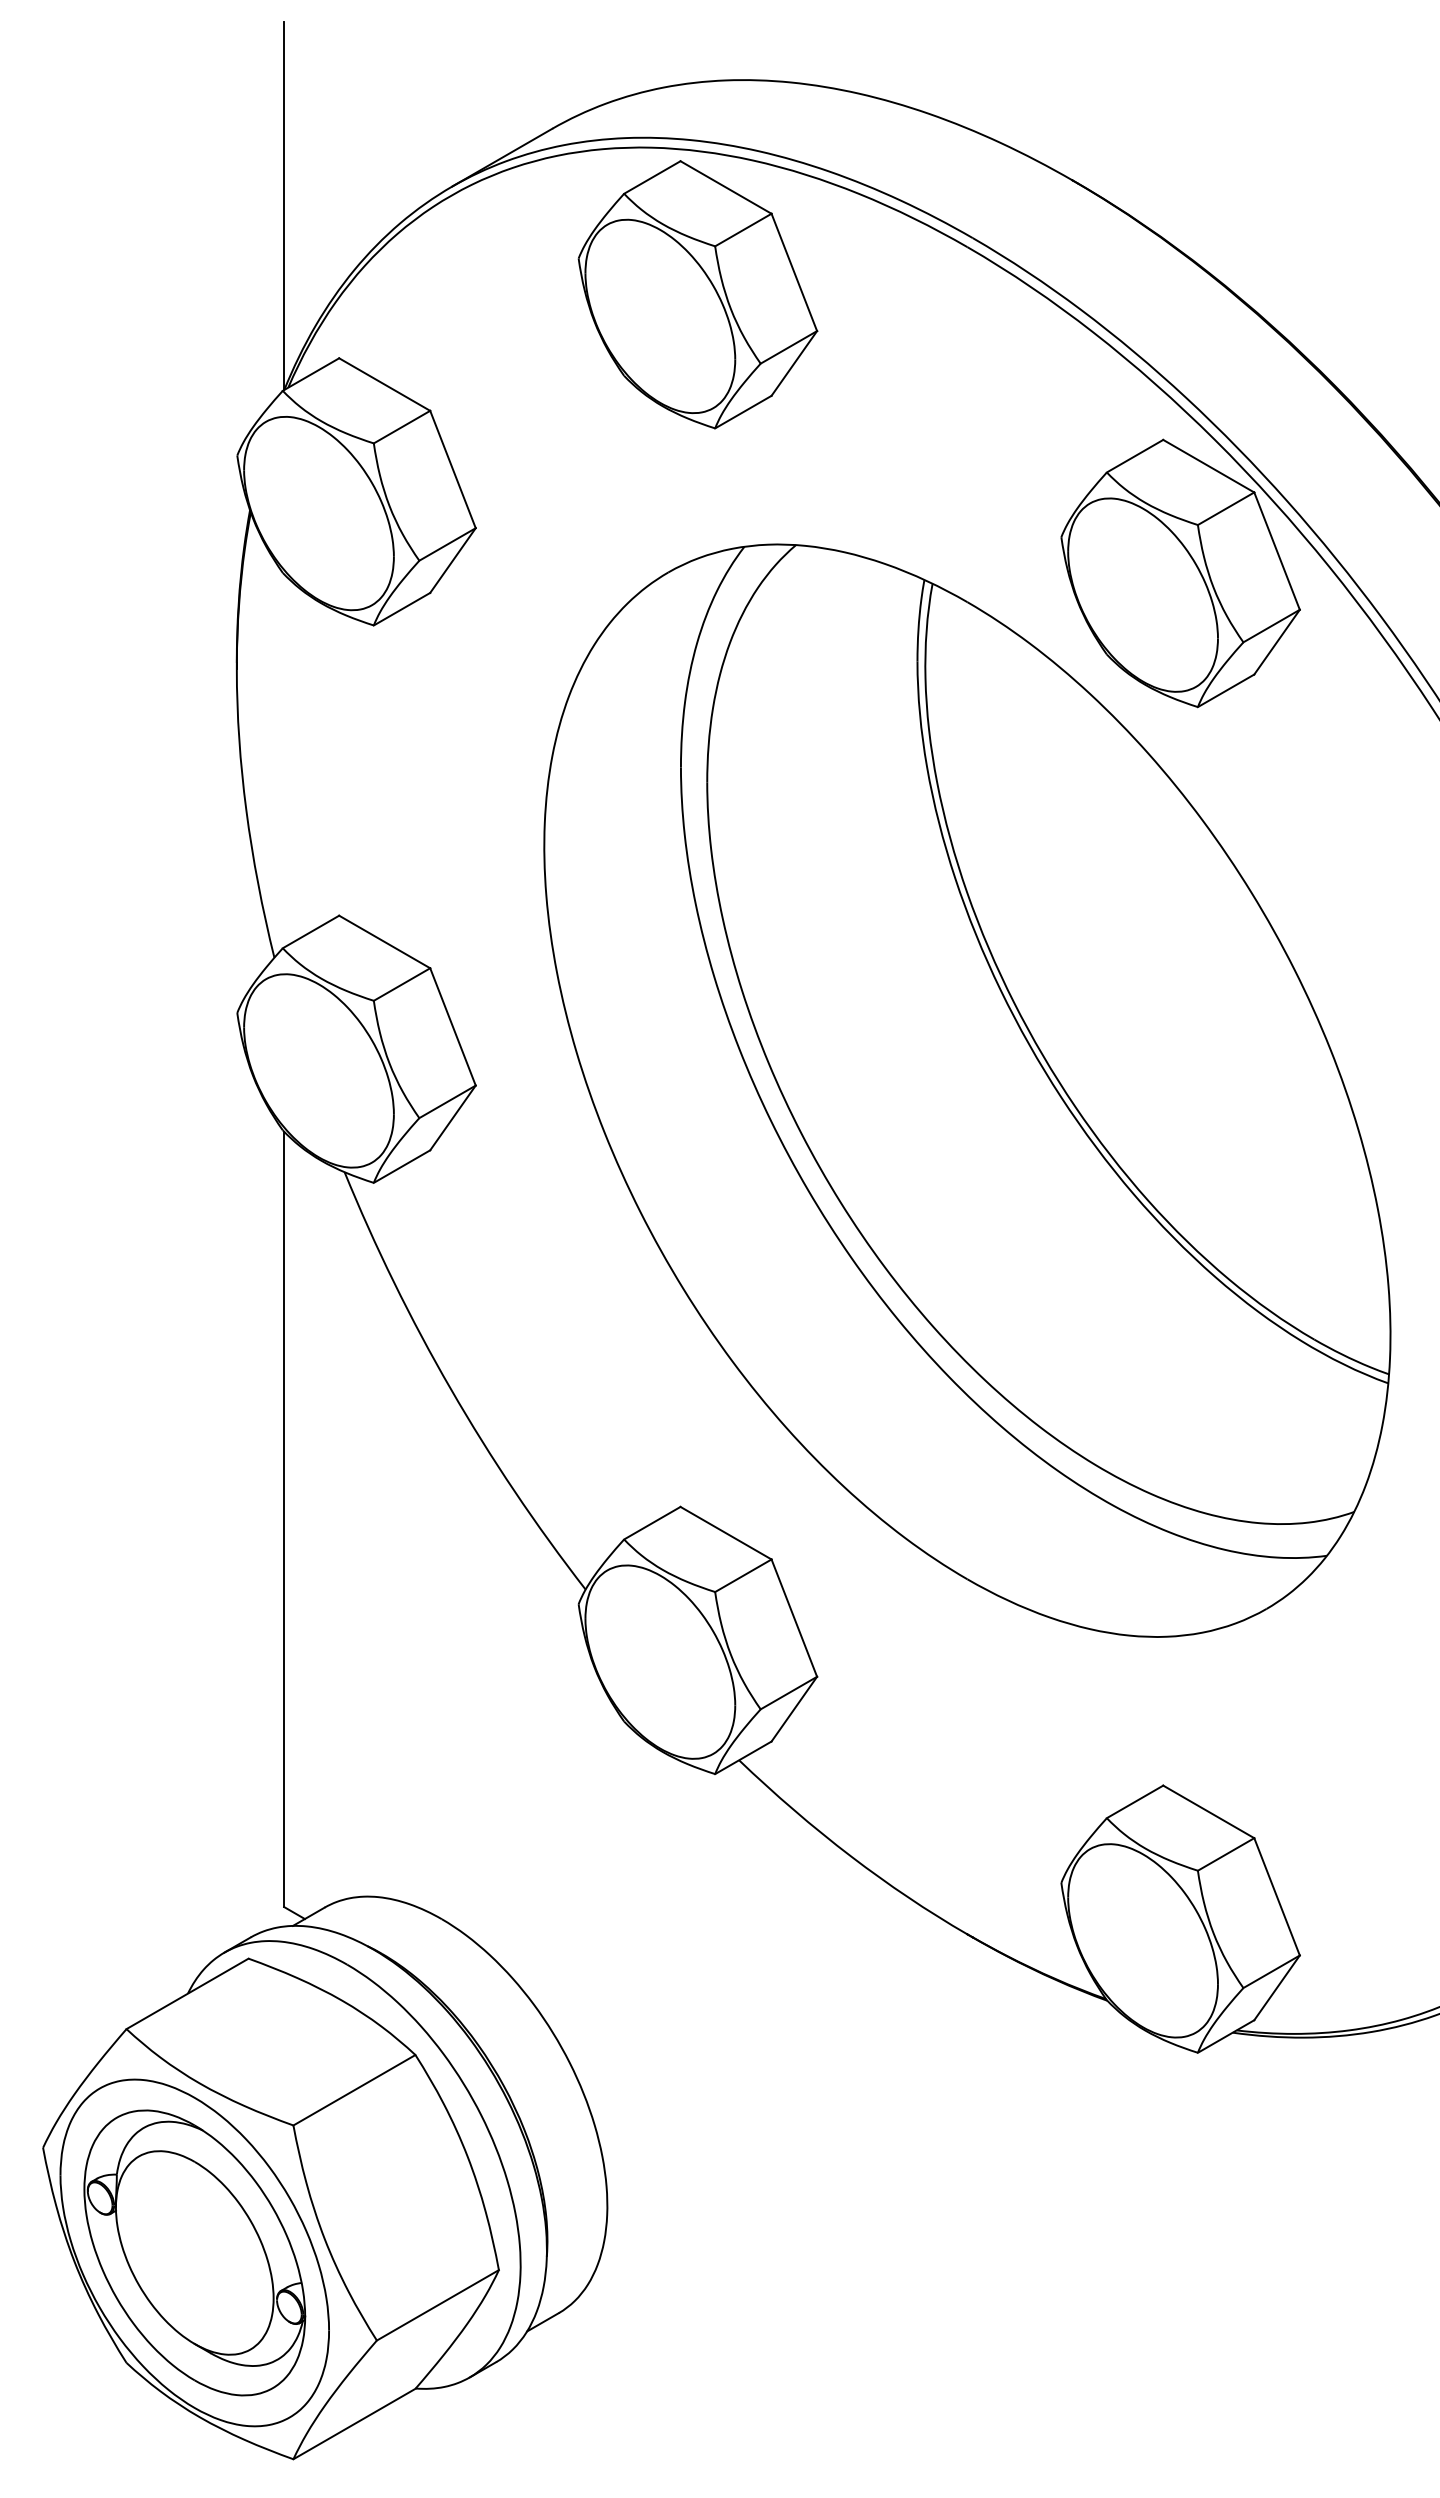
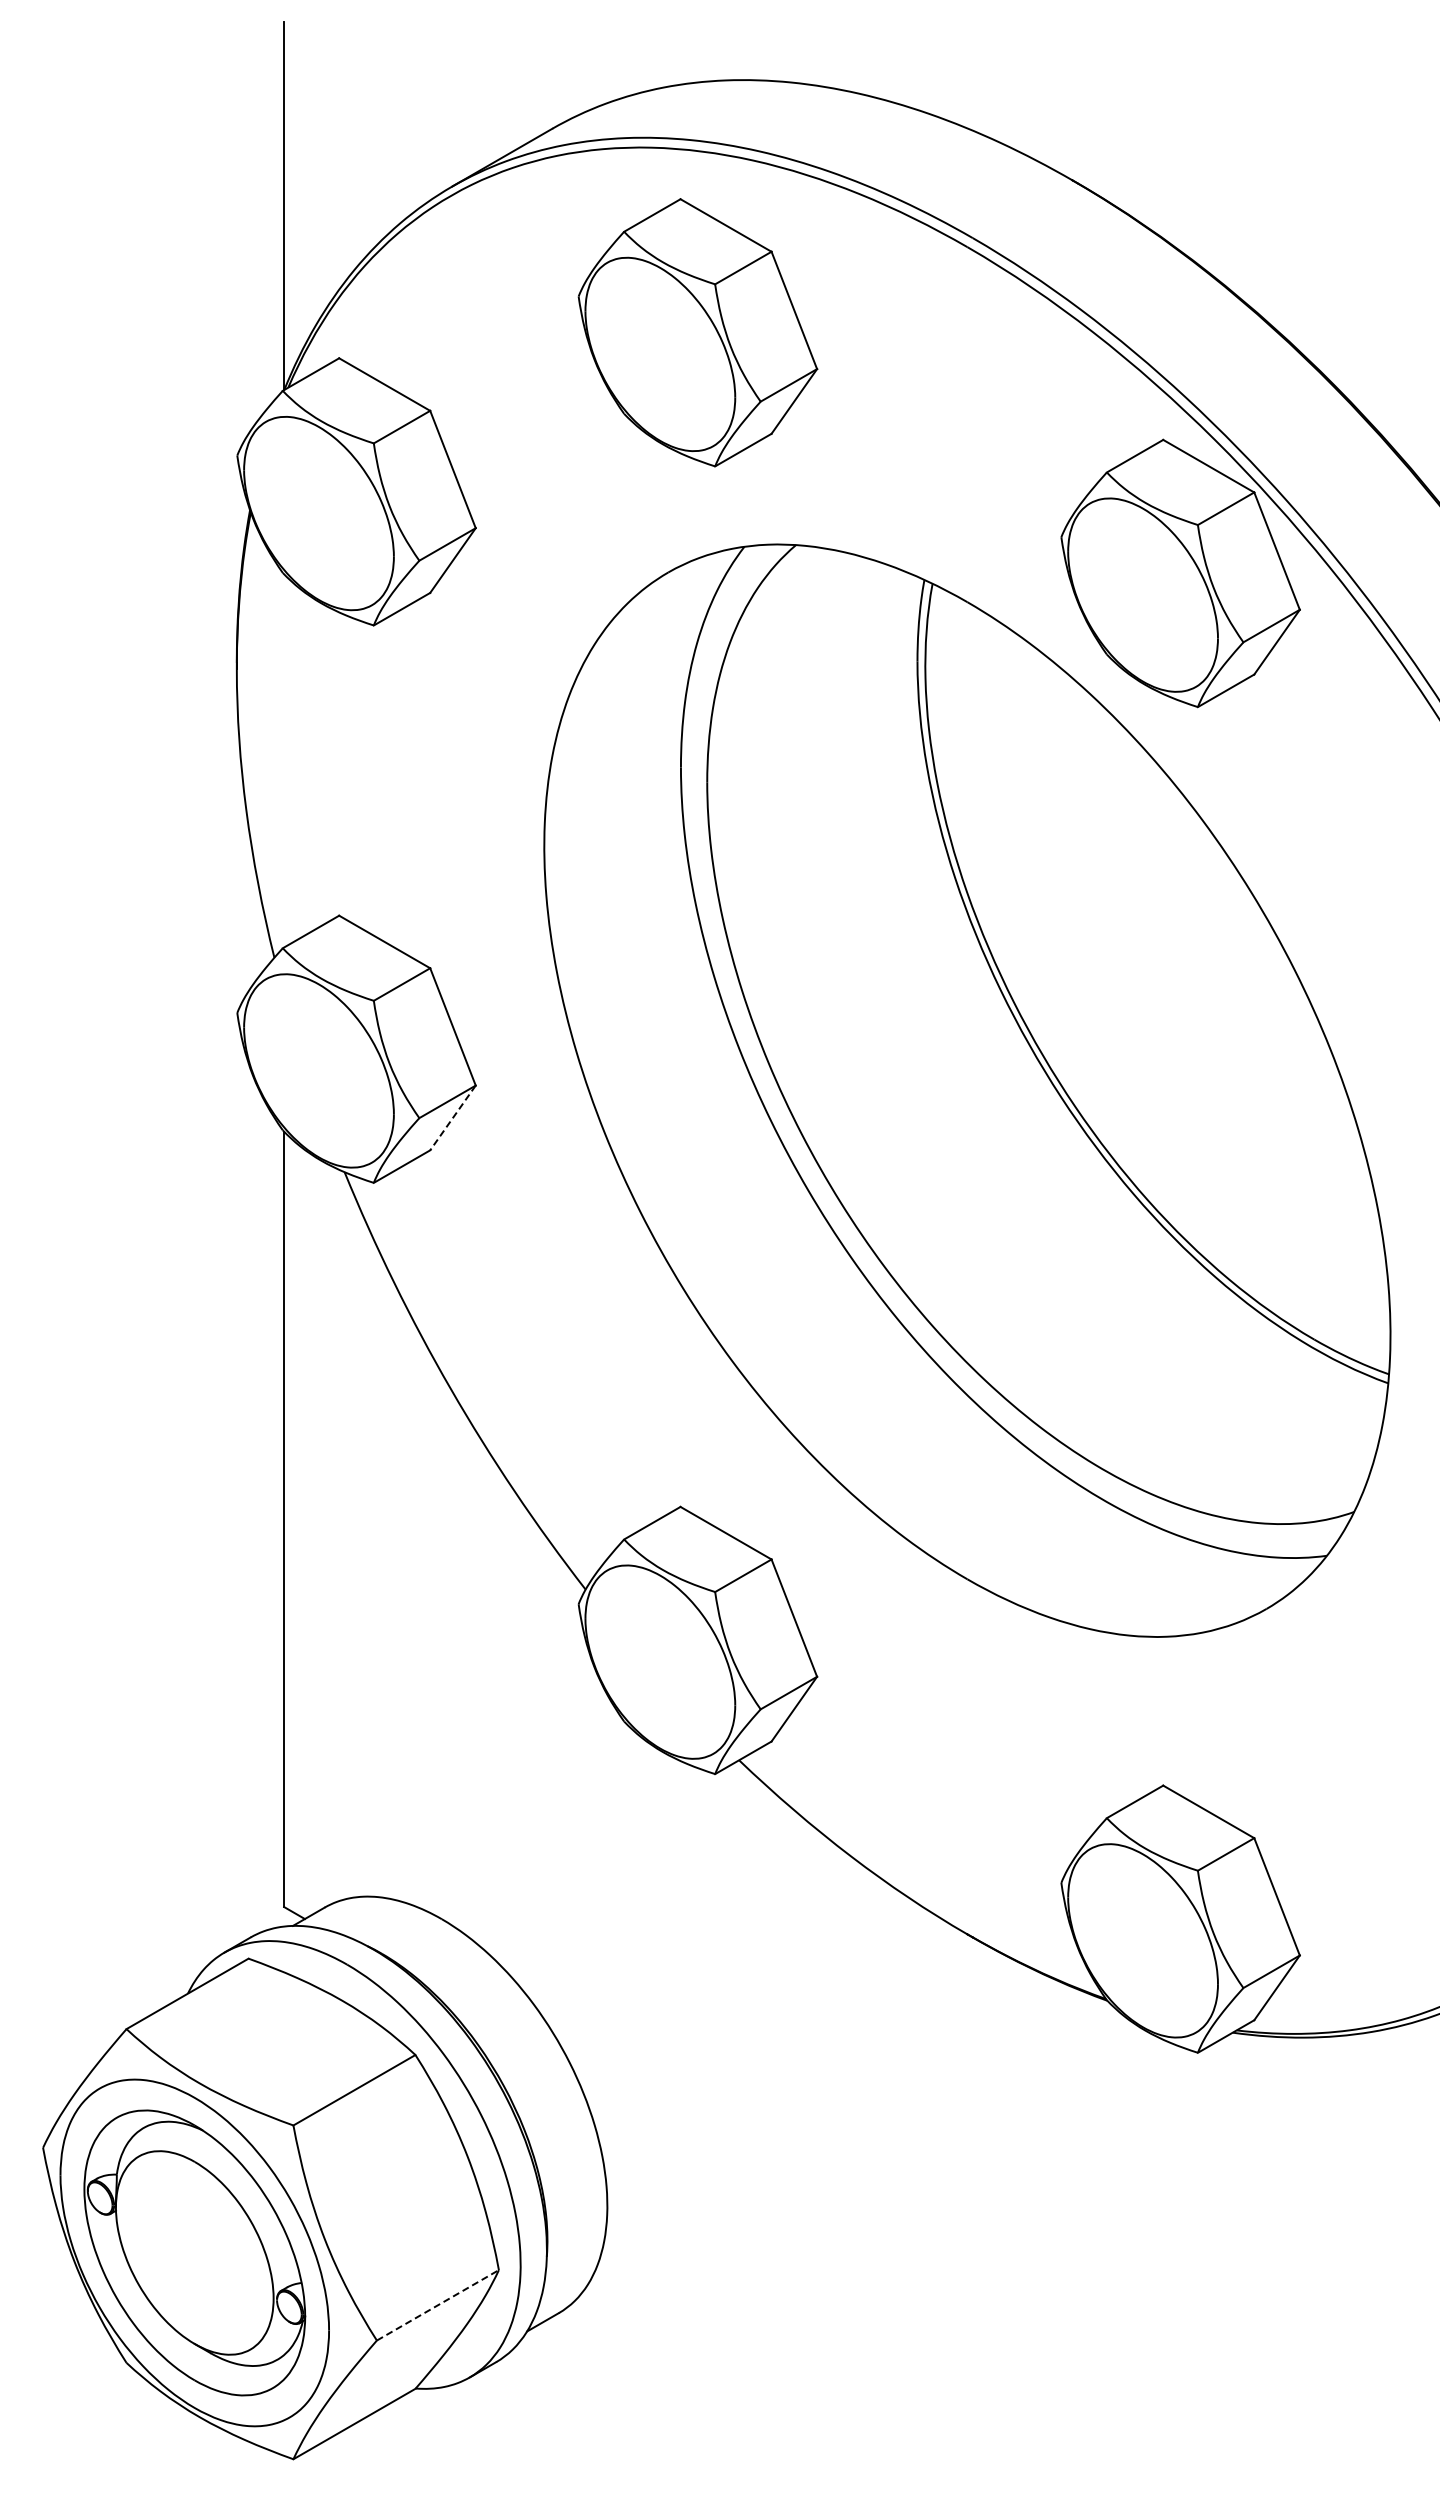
part position: (697, 294) -> (697, 332) (697, 332)
line: solid -> dashed (452, 1117)
line: solid -> dashed (438, 2305)
